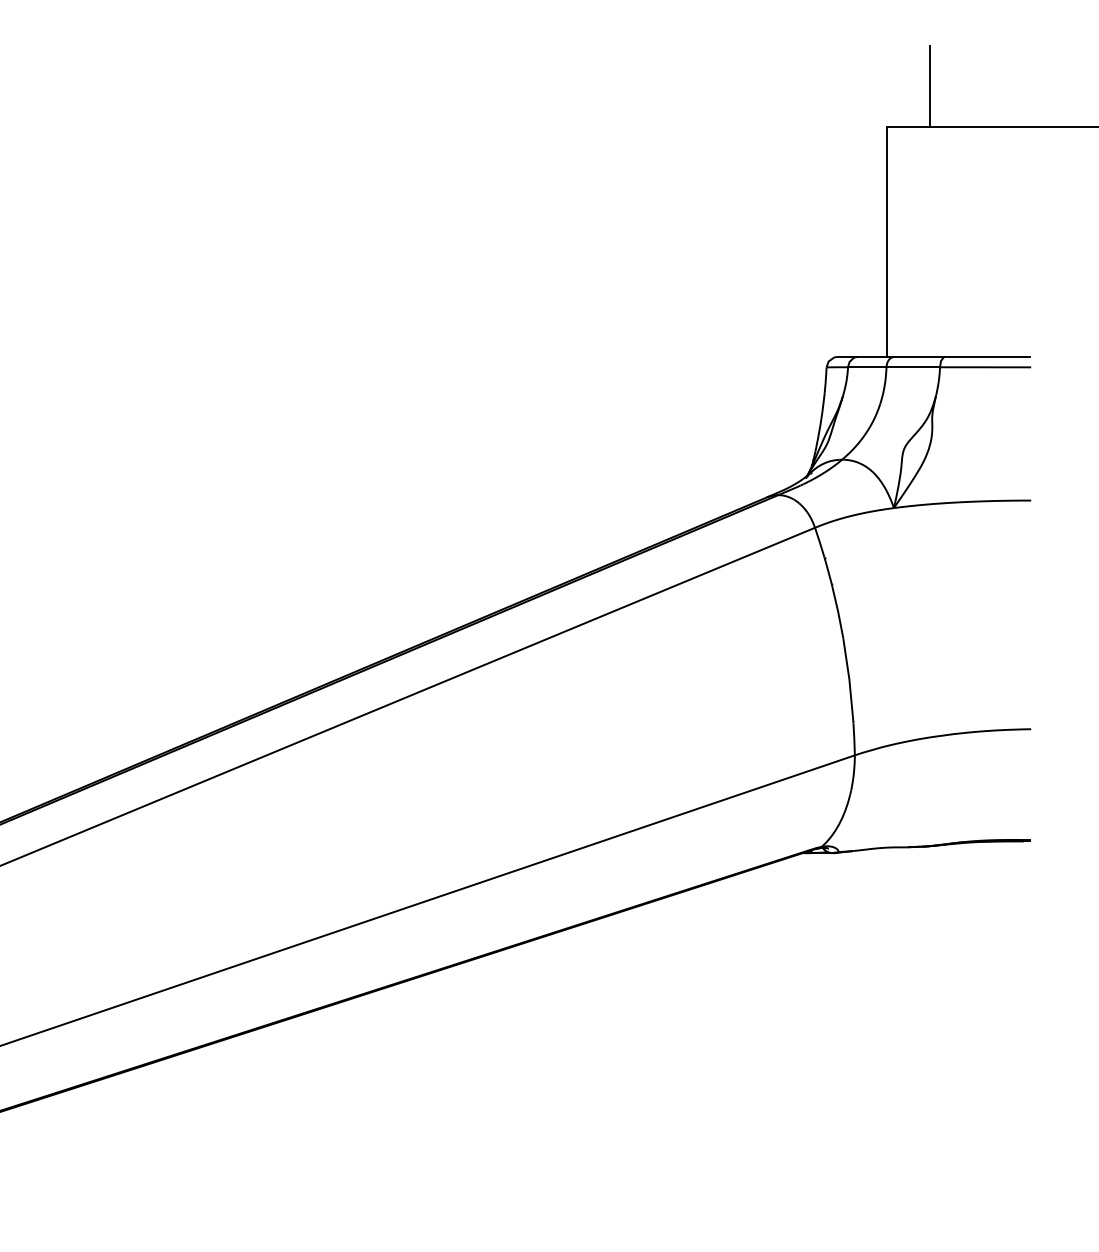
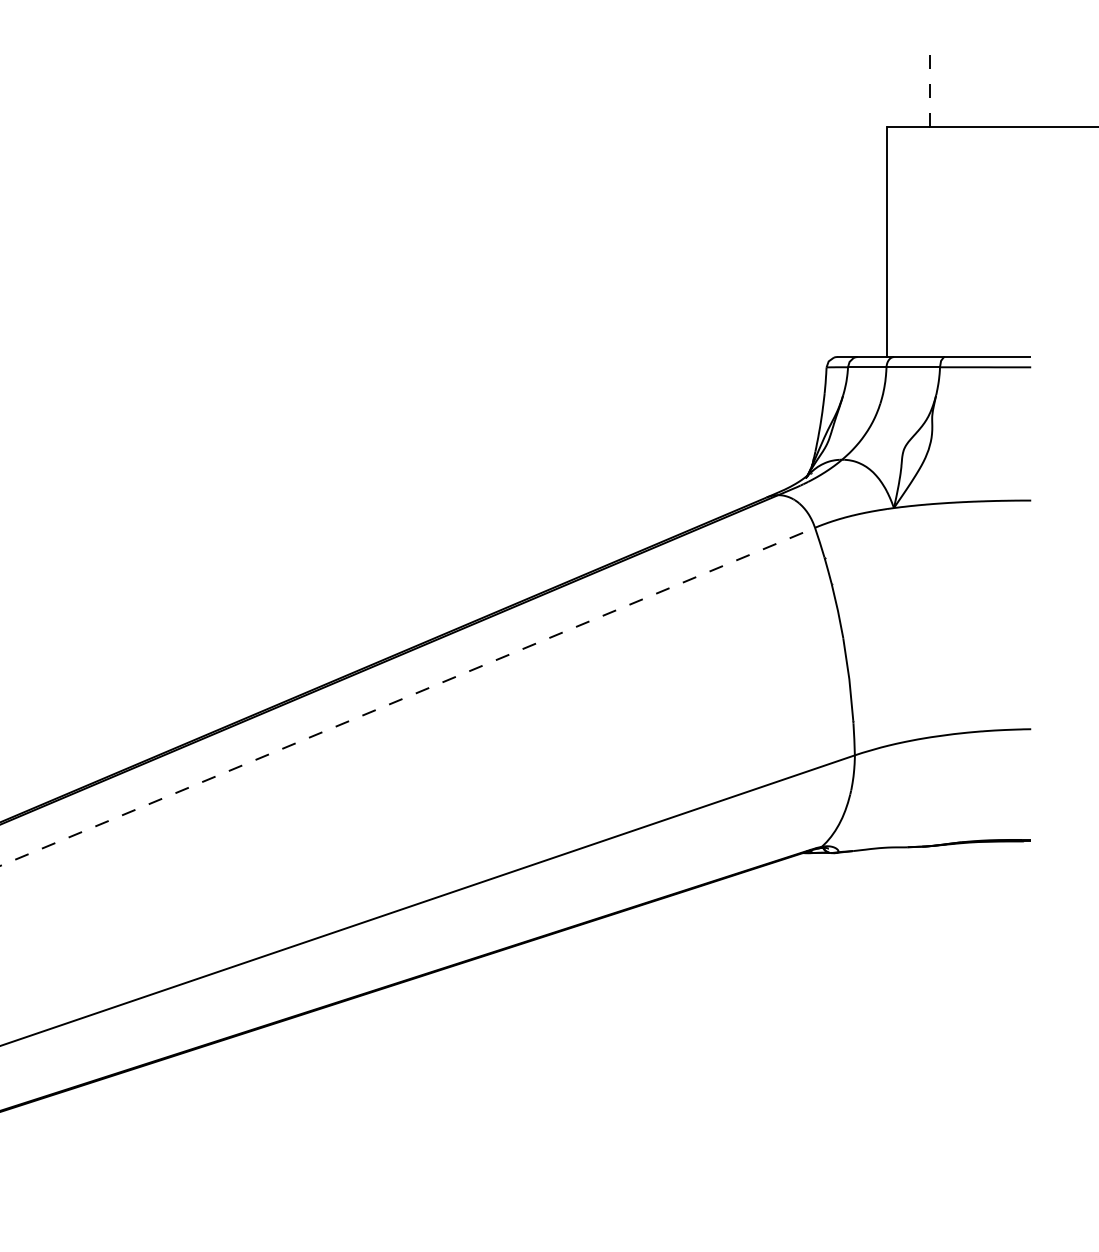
line: solid -> dashed (930, 86)
line: solid -> dashed (407, 696)
